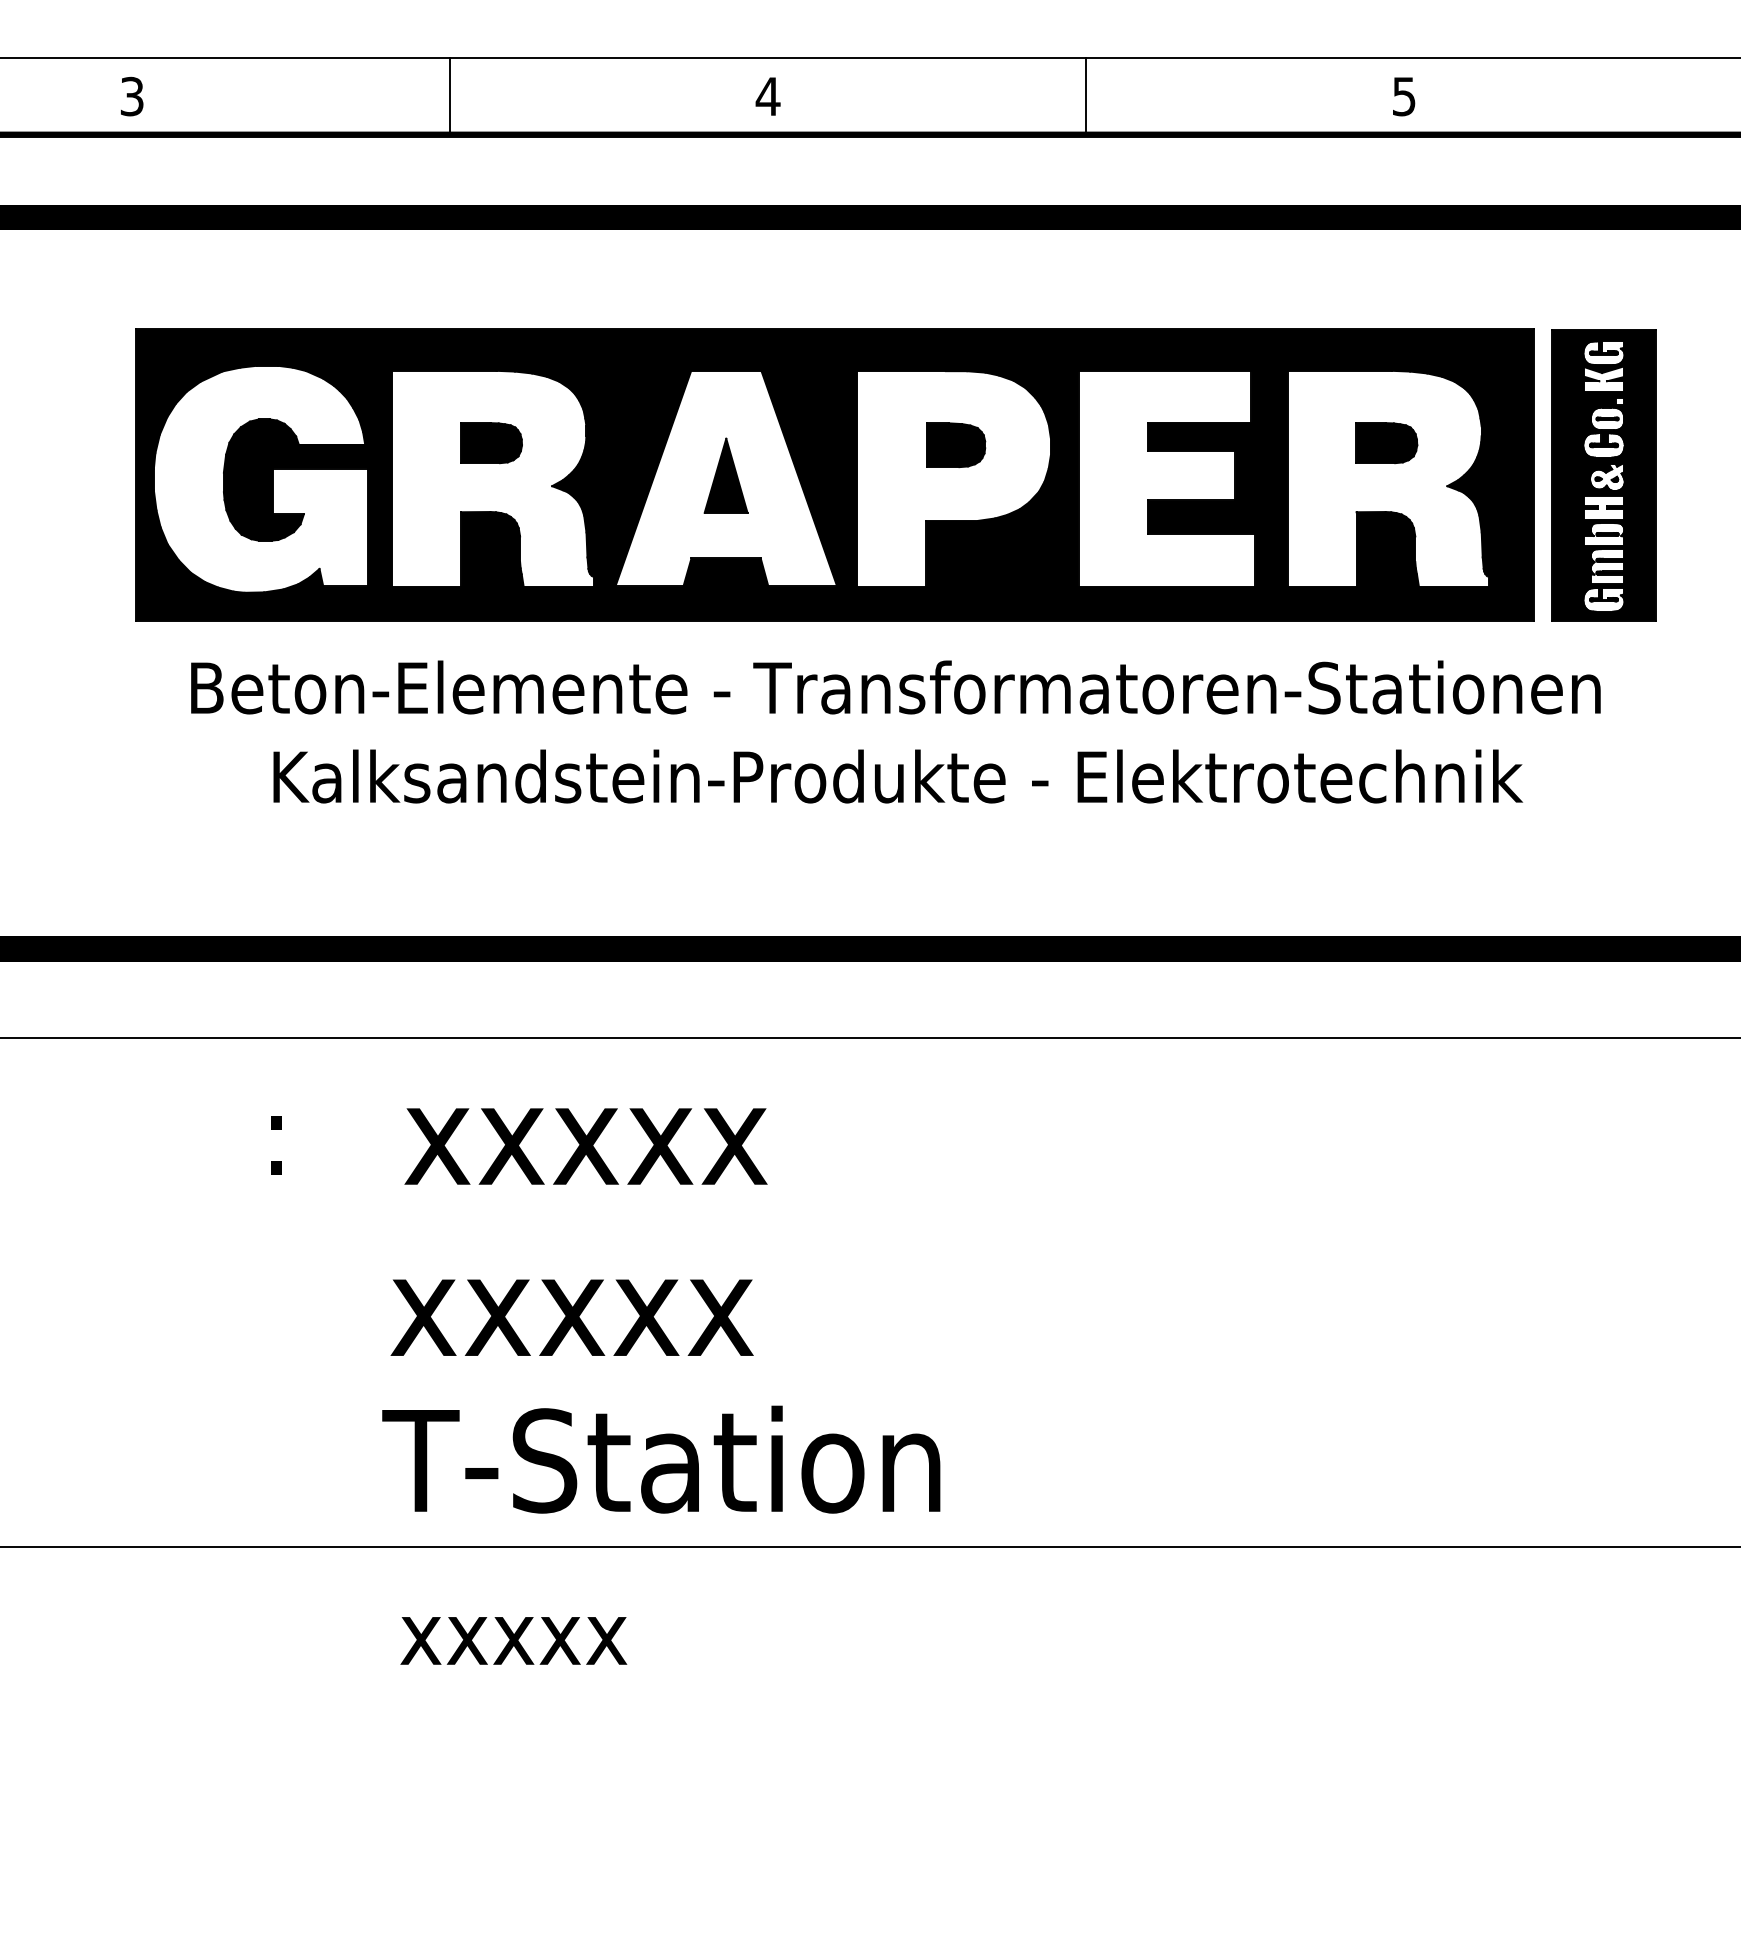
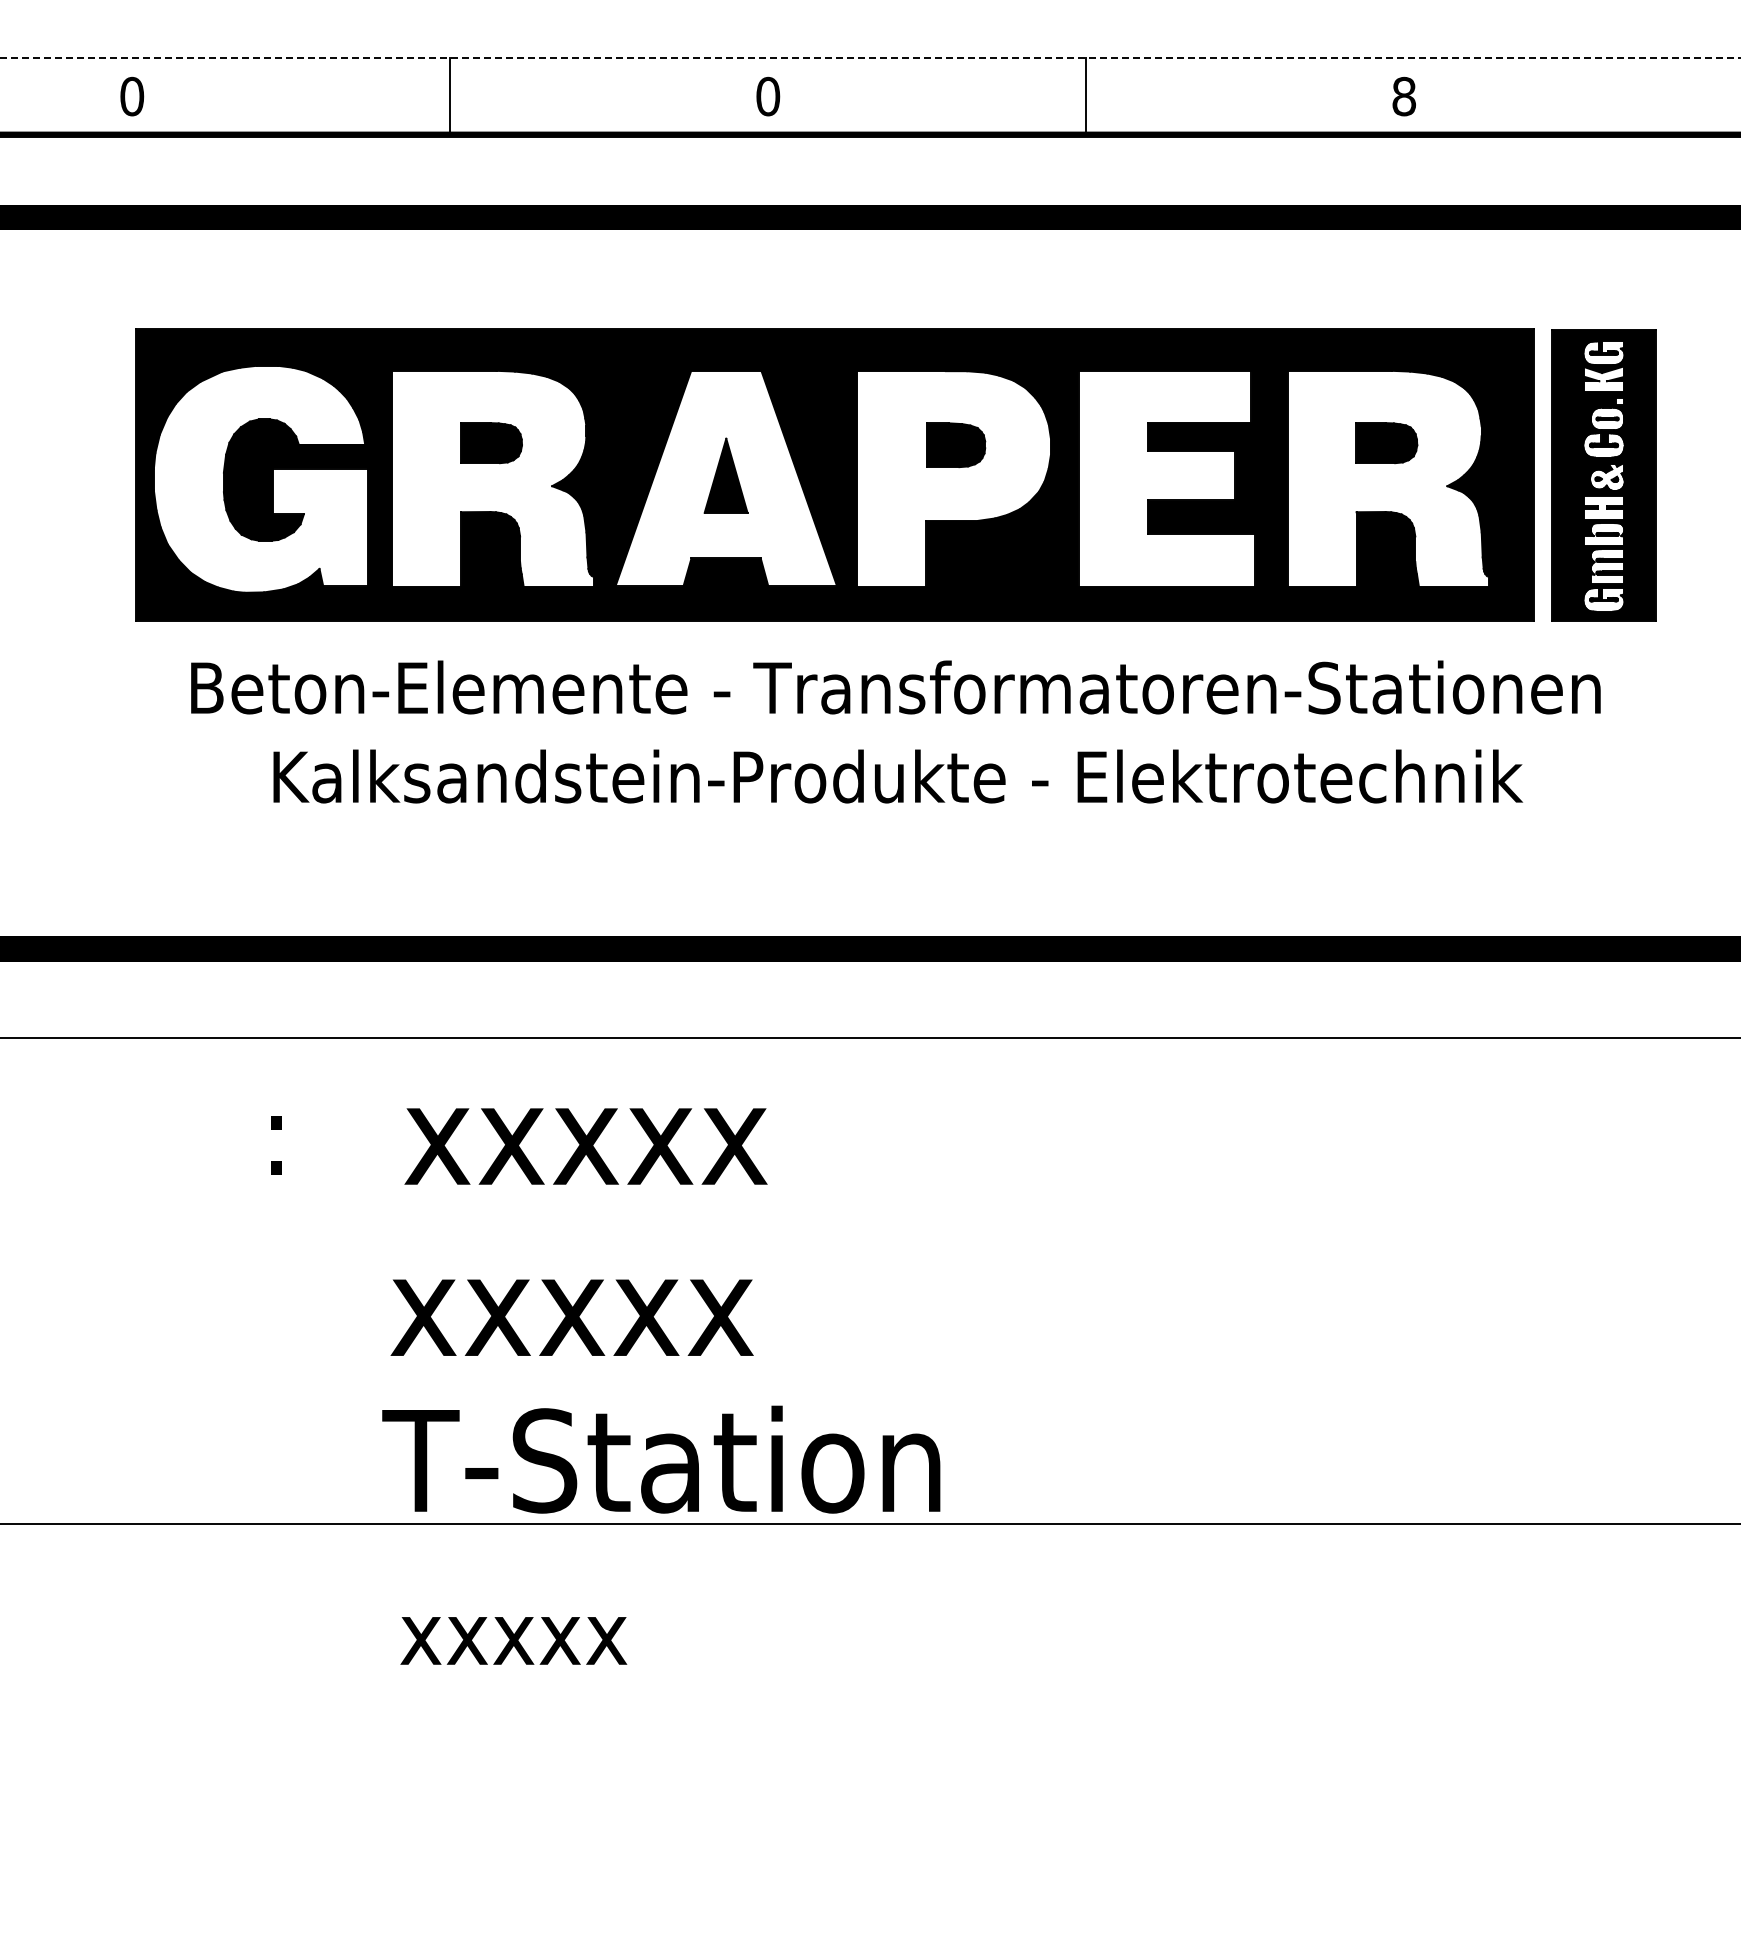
line: solid -> dashed (870, 58)
text: 3 -> 0 (132, 96)
text: 4 -> 0 (767, 96)
text: 5 -> 8 (1403, 96)
line position: (869, 1546) -> (869, 1523) (869, 1523)
